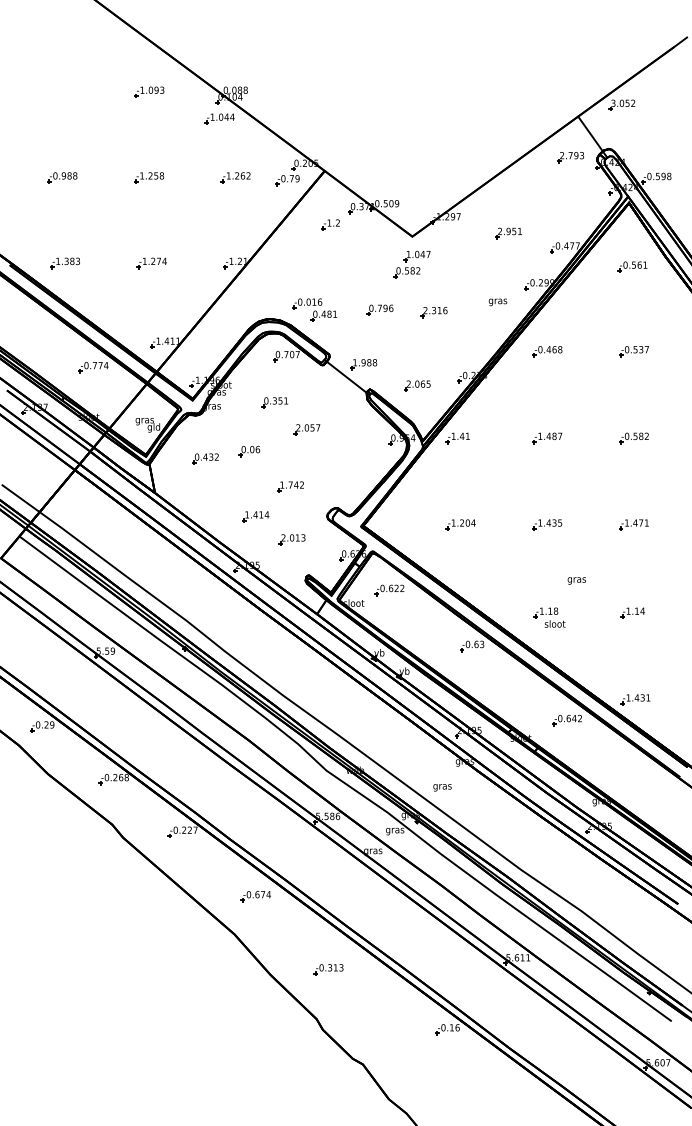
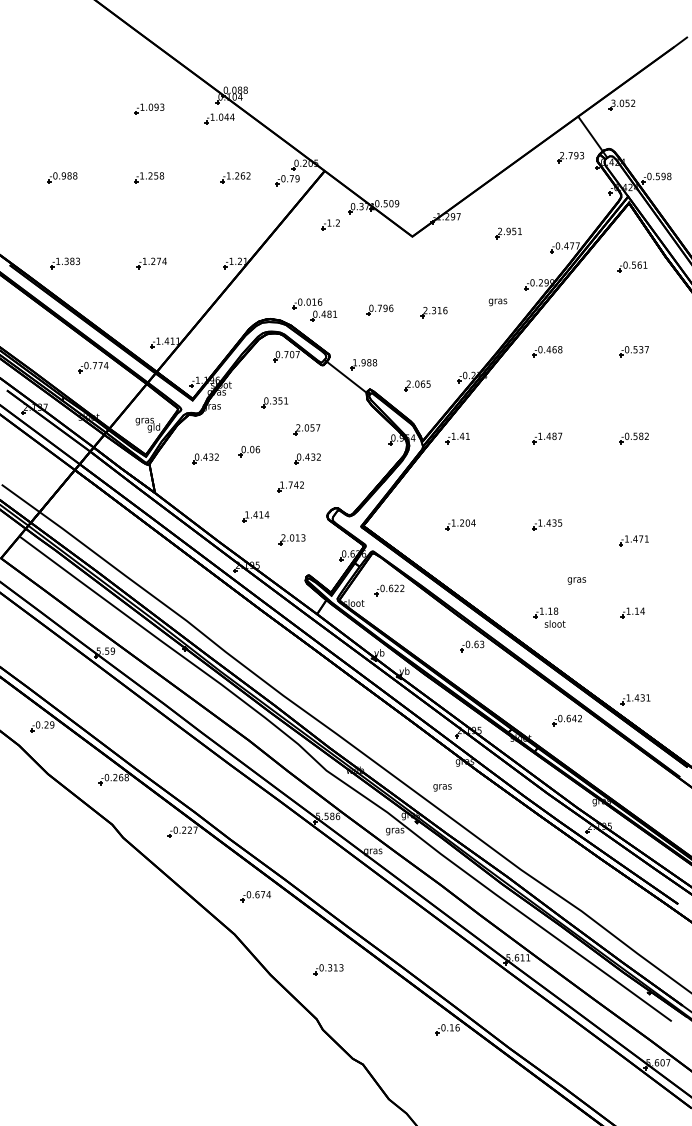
part position: (149, 91) -> (149, 108) (149, 108)
part: present -> none (411, 264)
part: none -> present (307, 458)
part position: (633, 524) -> (633, 540) (633, 540)
